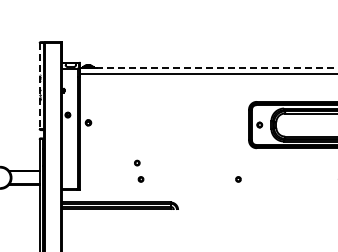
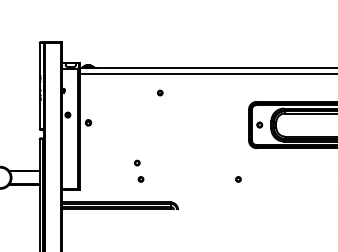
line: dashed -> solid (217, 68)
line: dashed -> solid (39, 86)
part: none -> present (160, 92)
